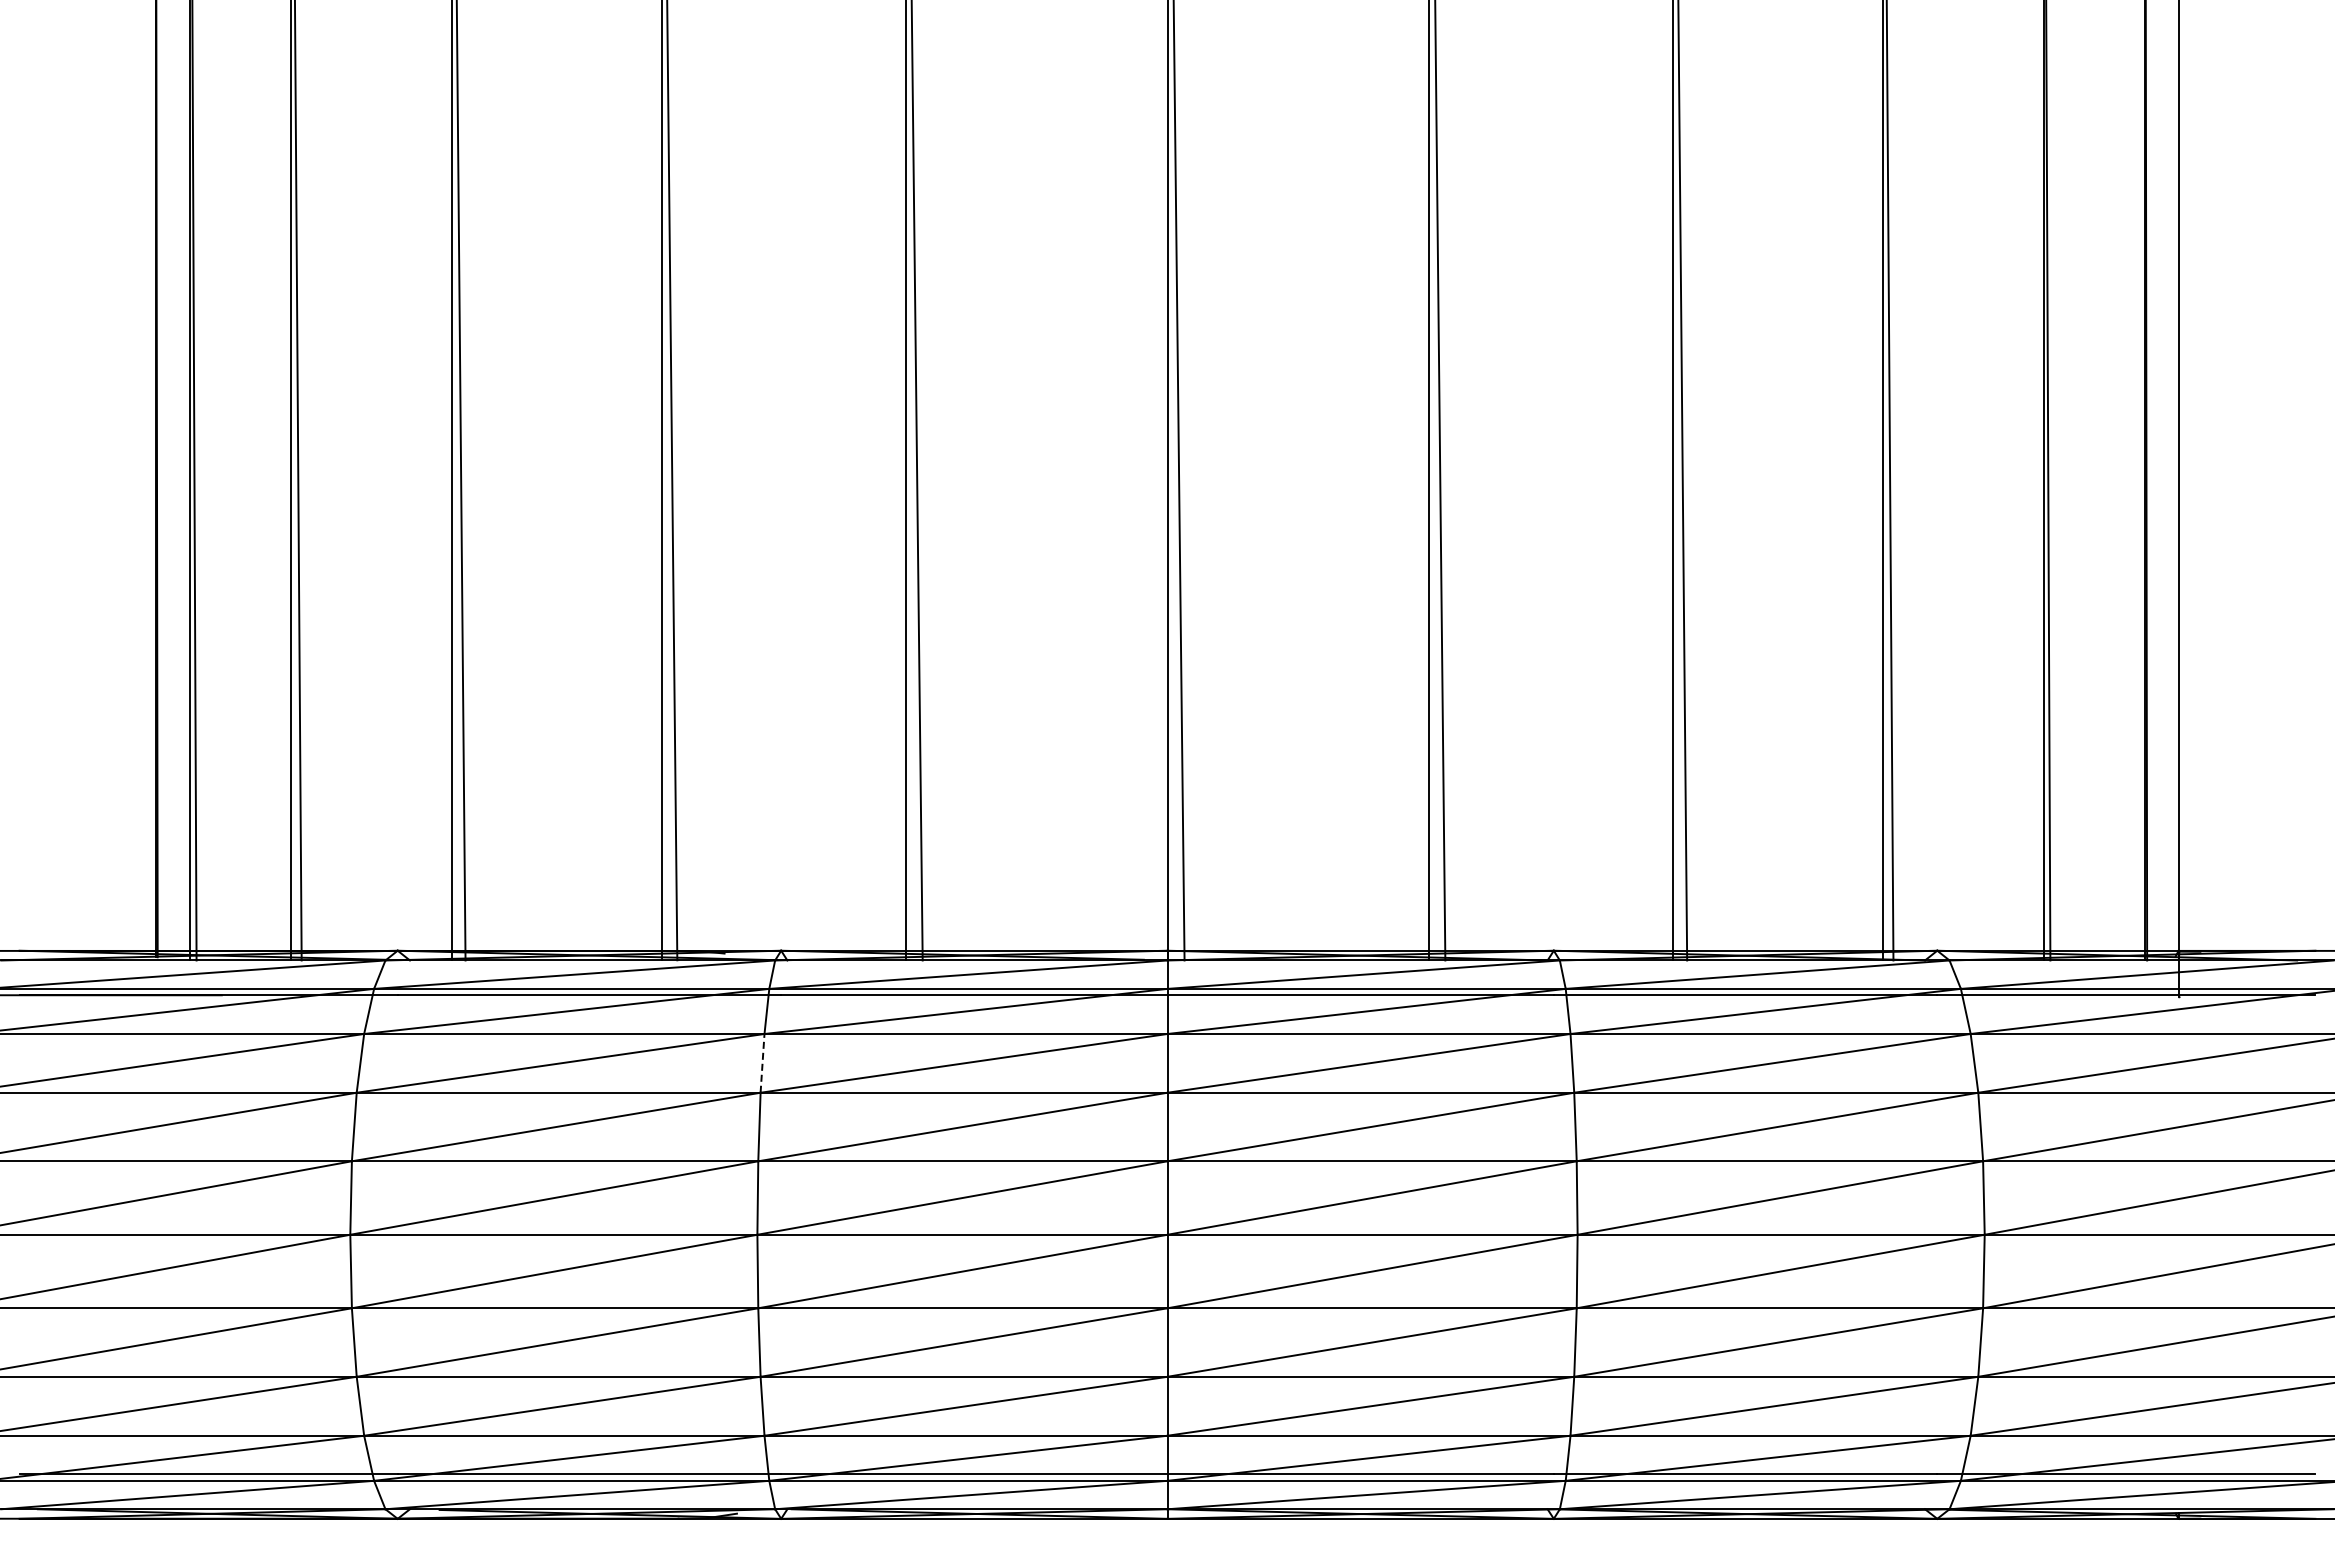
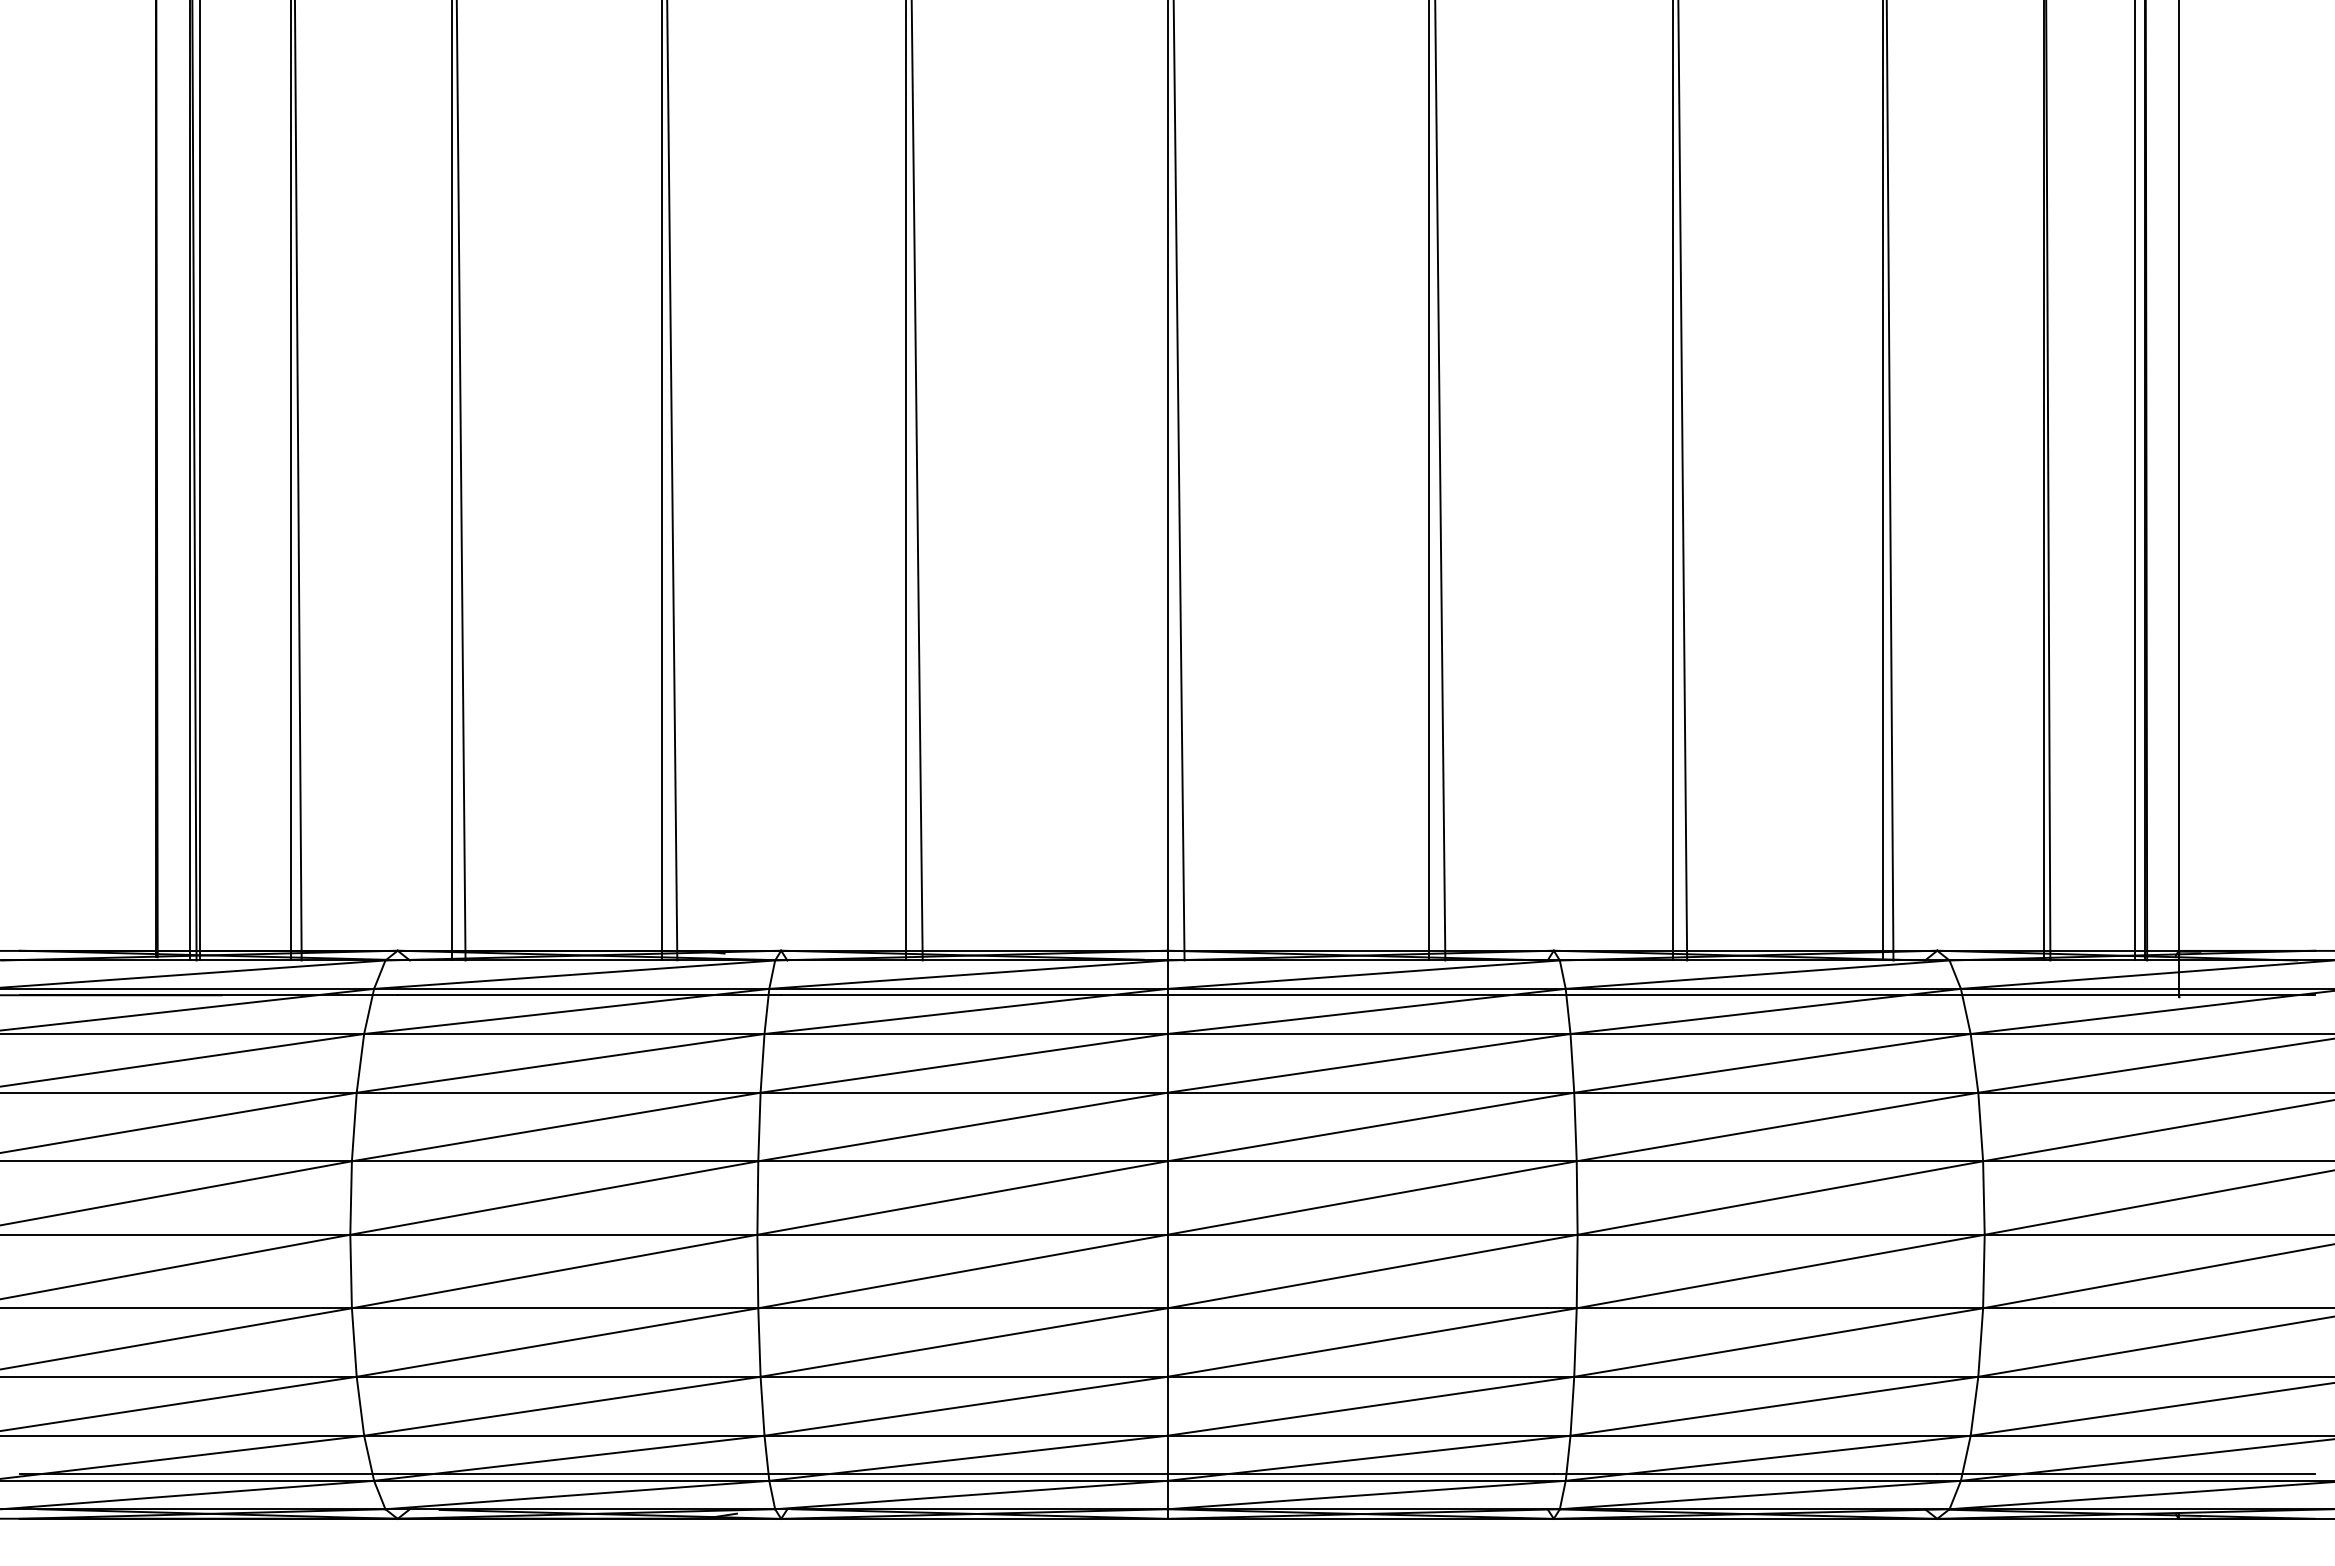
line: none -> present (199, 481)
line: none -> present (2135, 481)
line: dashed -> solid (762, 1062)
